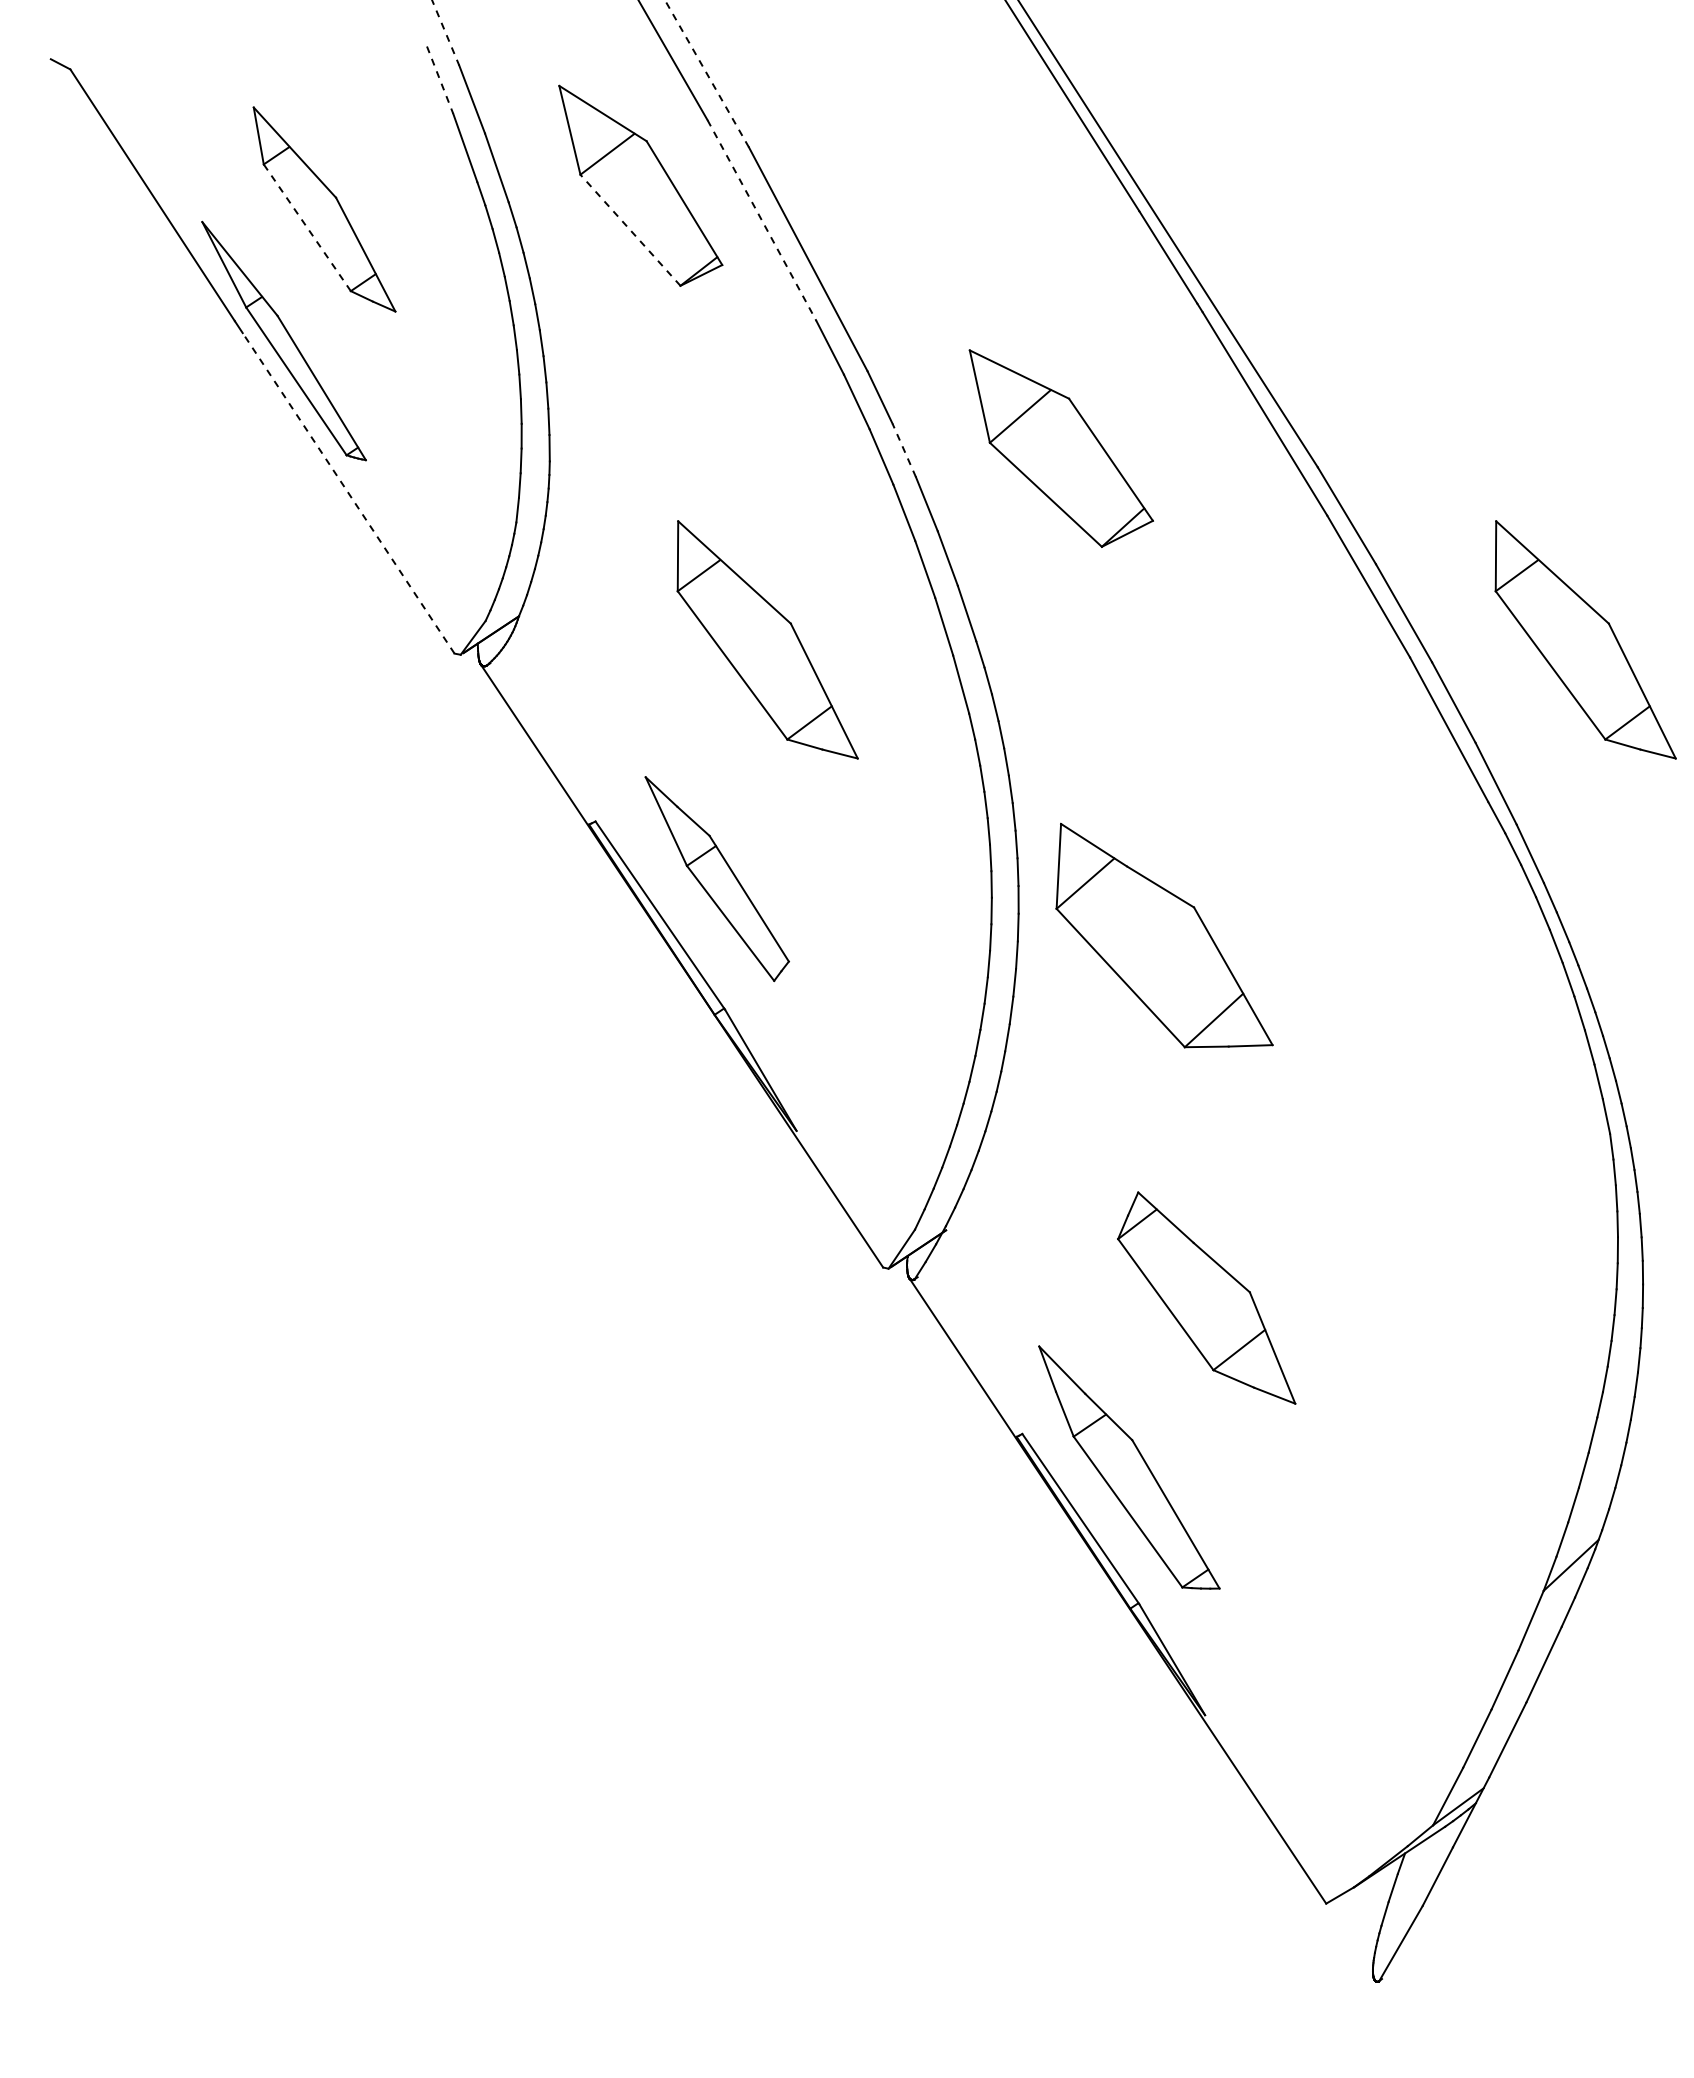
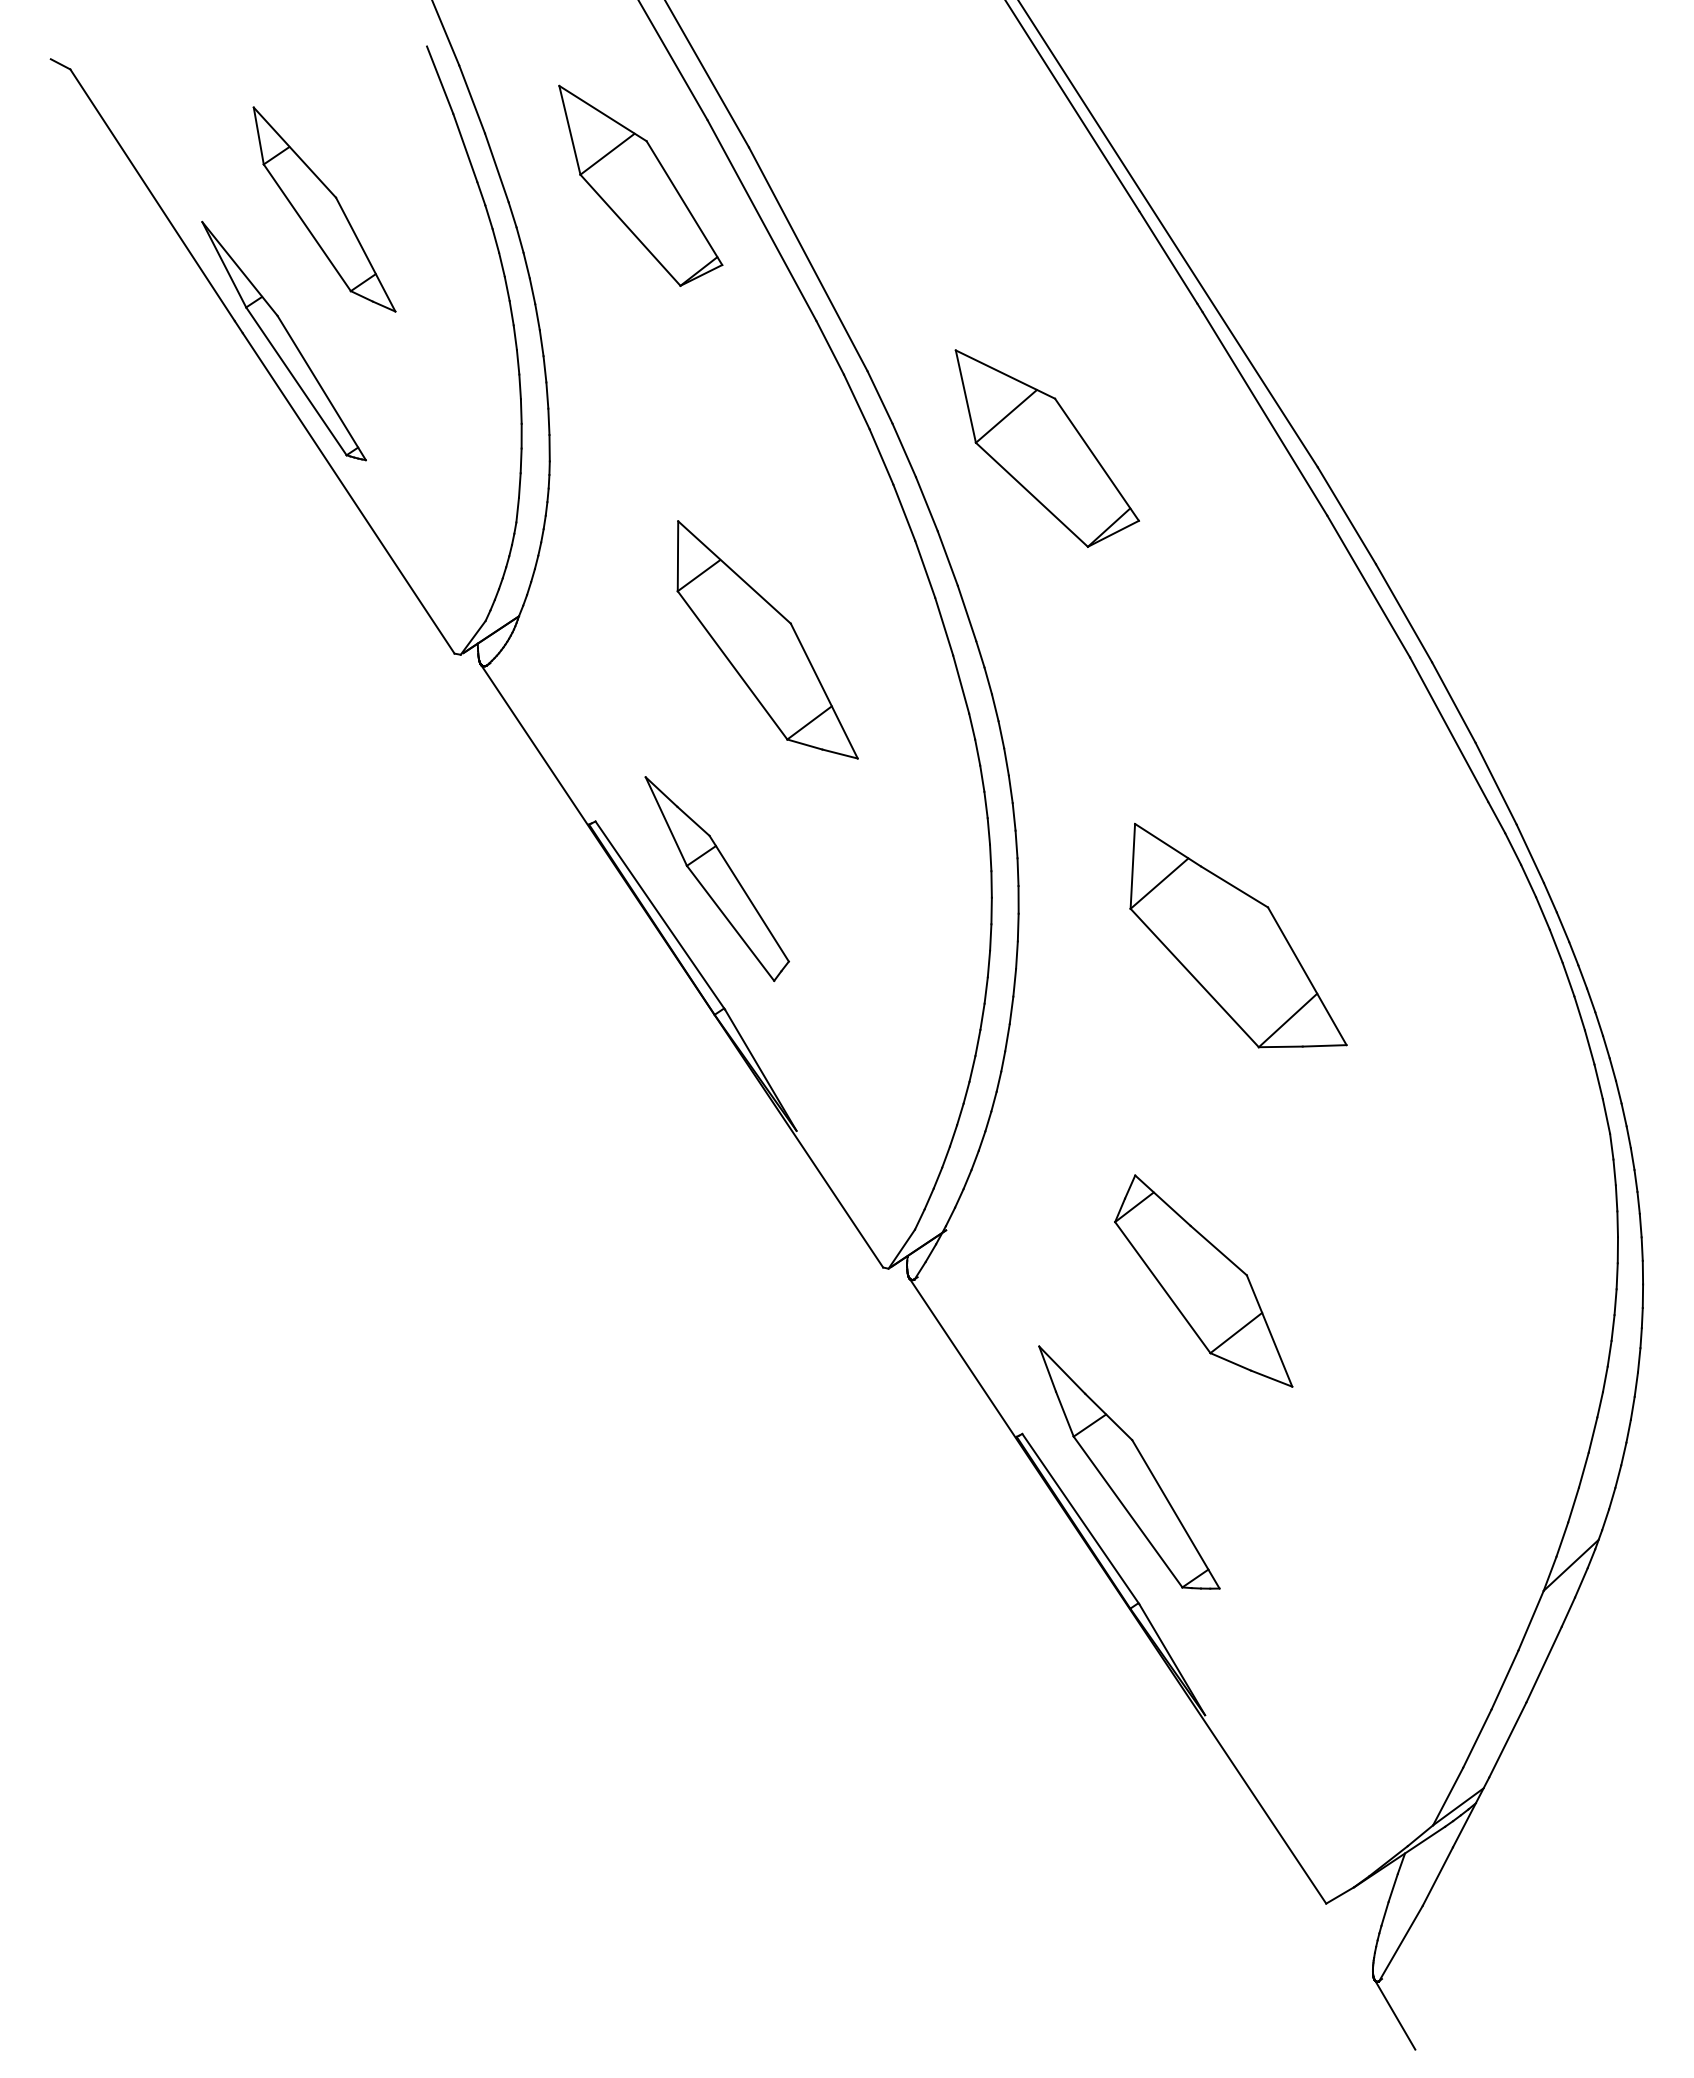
line: dashed -> solid (445, 33)
line: dashed -> solid (707, 73)
line: dashed -> solid (440, 80)
line: dashed -> solid (762, 220)
line: dashed -> solid (307, 227)
line: dashed -> solid (630, 230)
part position: (1060, 448) -> (1046, 448) (1046, 448)
line: dashed -> solid (904, 450)
line: dashed -> solid (348, 492)
part: present -> none (1585, 639)
part position: (1164, 935) -> (1238, 935) (1238, 935)
part position: (1206, 1297) -> (1203, 1280) (1203, 1280)
line: none -> present (1395, 2014)
